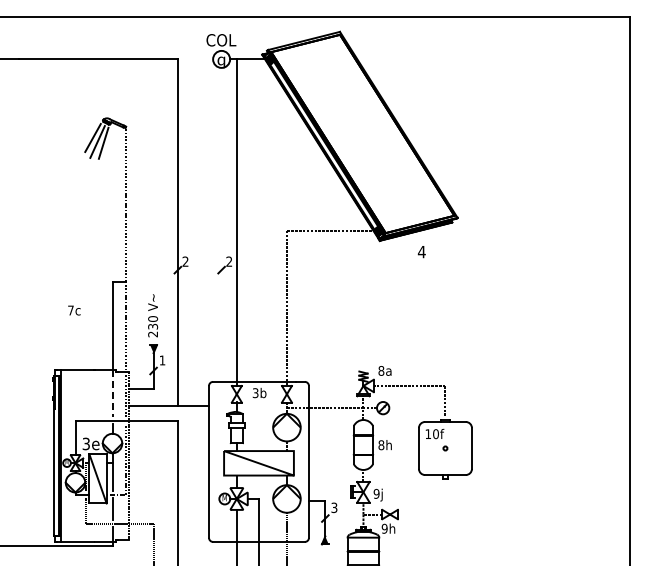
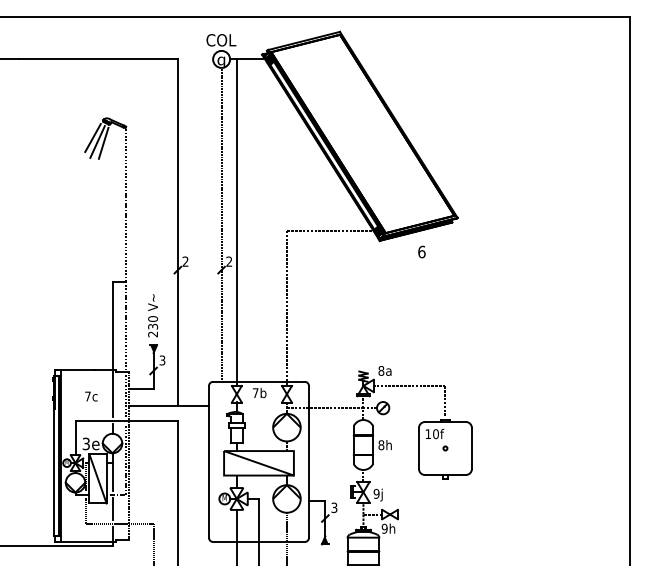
line: none -> present (221, 224)
text: 4 -> 6 (421, 251)
text position: (74, 310) -> (91, 396) (91, 396)
text: 1 -> 3 (162, 360)
text: 3b -> 7b (255, 393)
line: dashed -> solid (112, 394)
